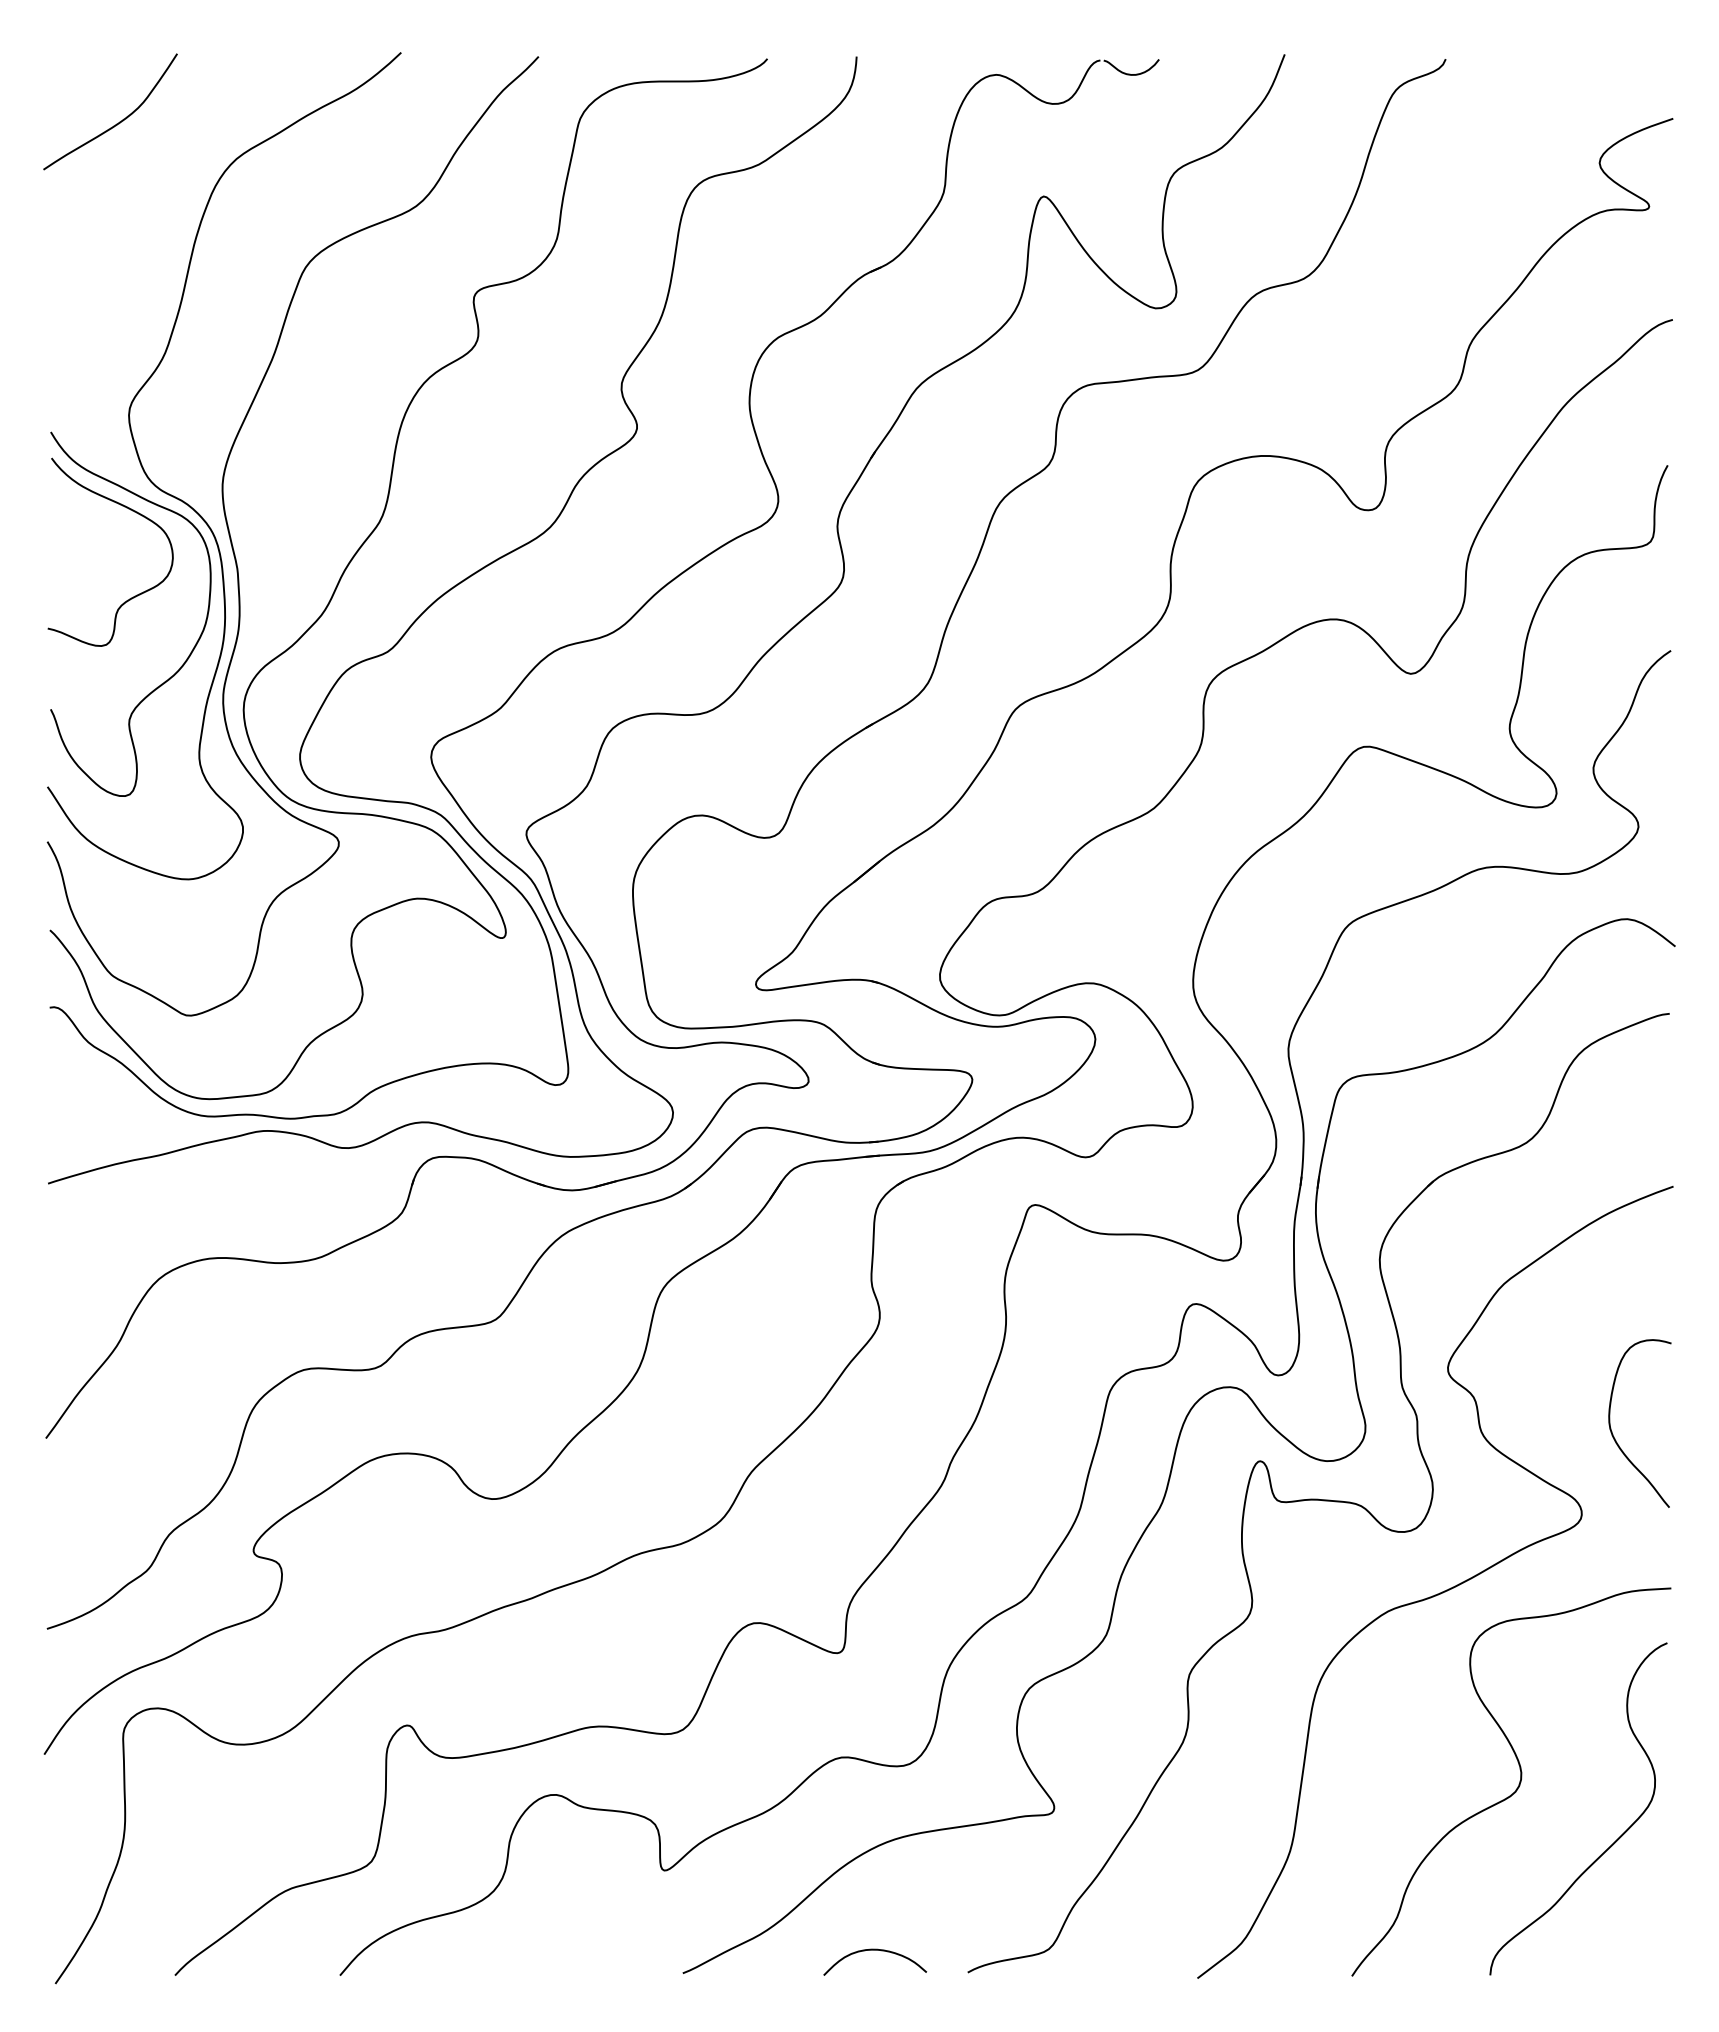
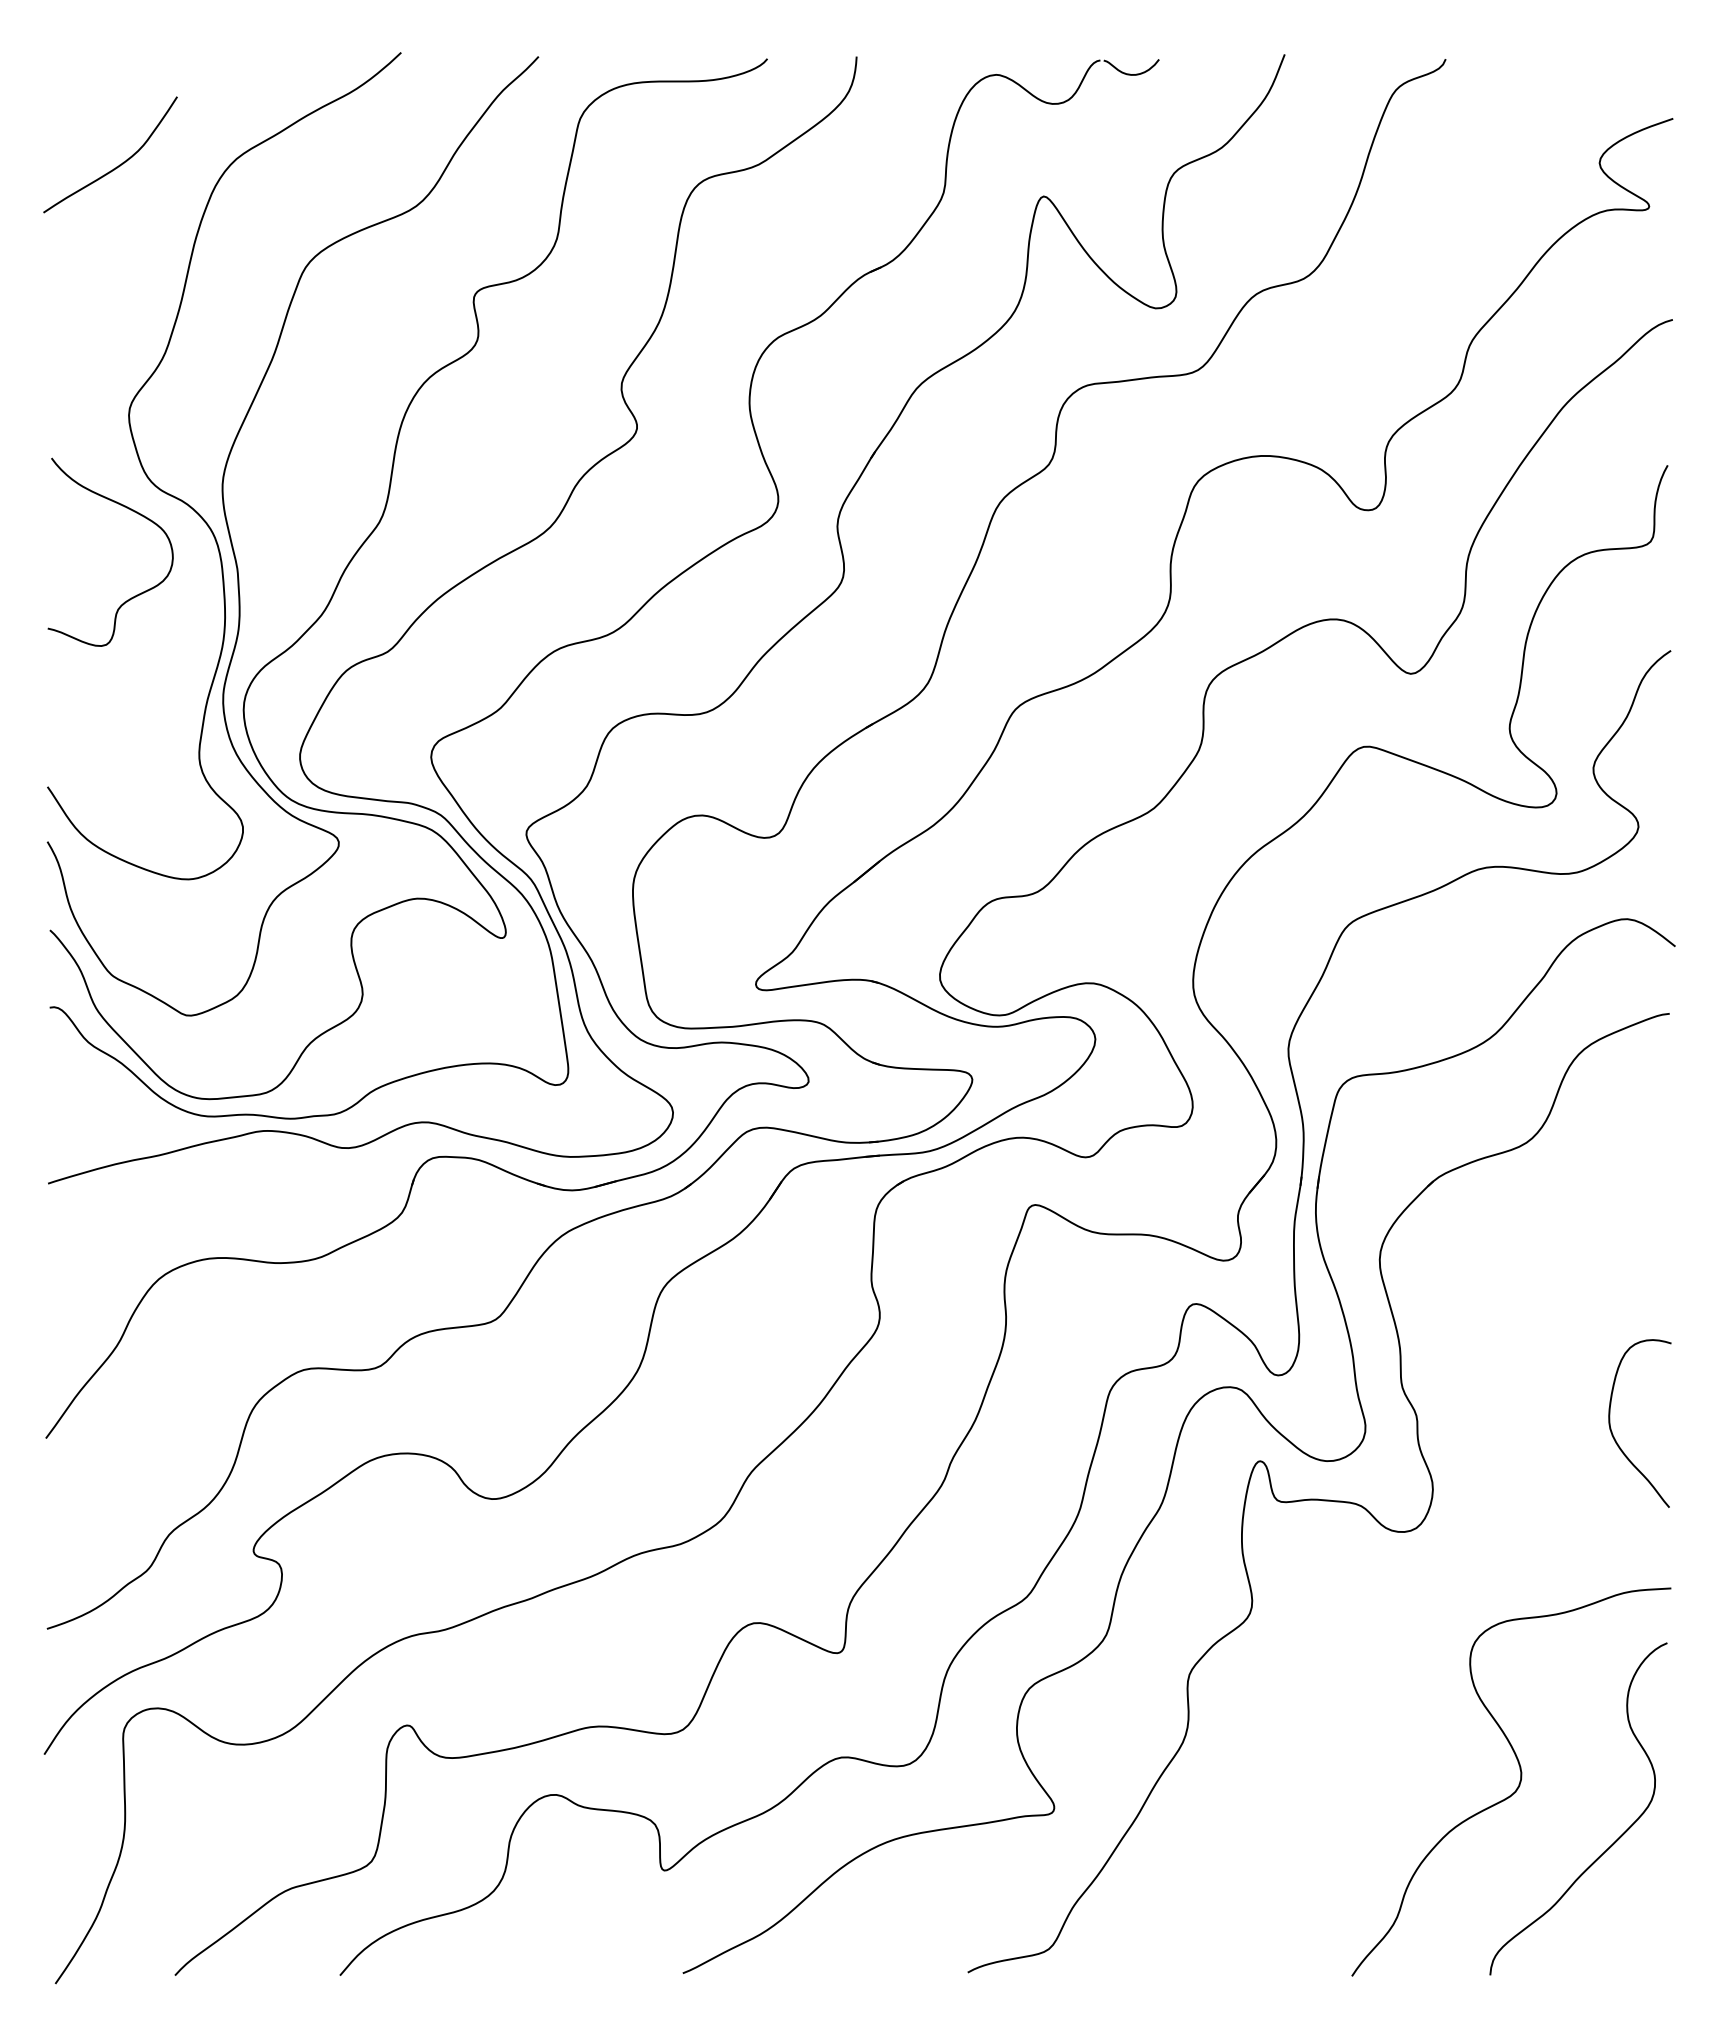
curve position: (116, 123) -> (116, 166) (116, 166)
curve: present -> none (192, 648)
curve: present -> none (1439, 1592)
curve: present -> none (875, 1950)
